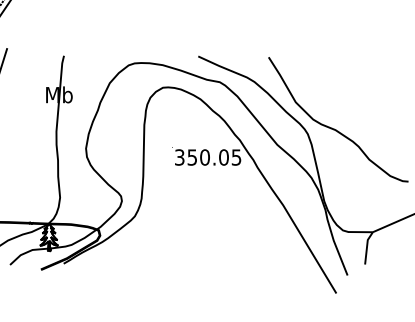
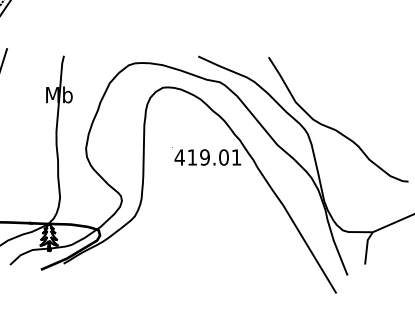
text: 350.05 -> 419.01 (207, 157)
